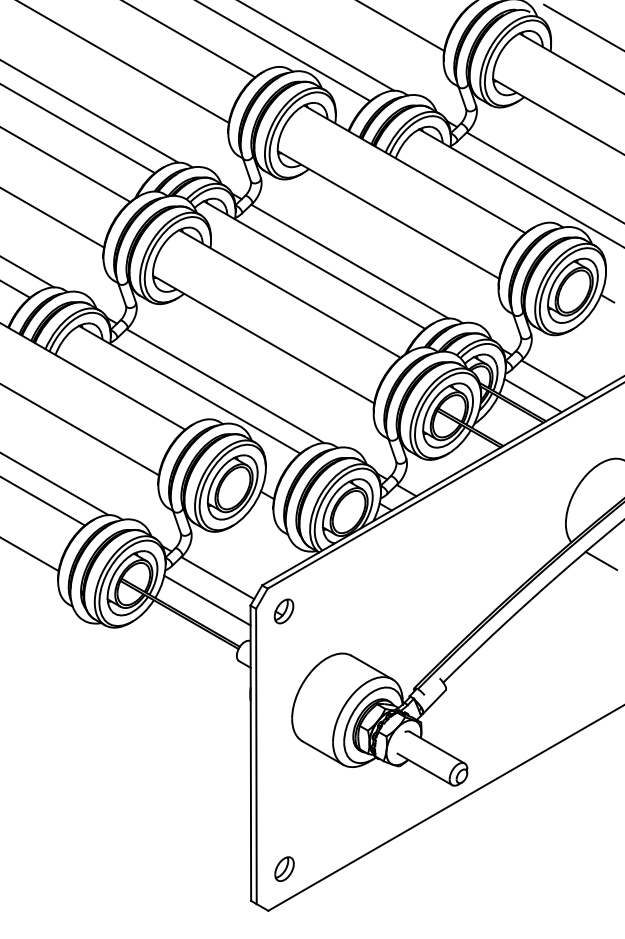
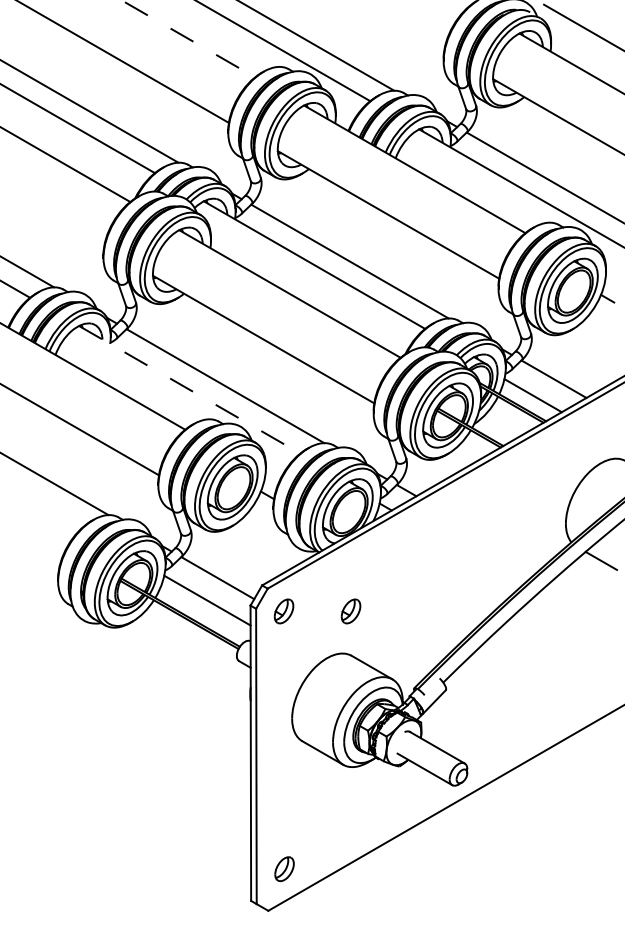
line: present -> none (402, 26)
line: solid -> dashed (188, 38)
line: present -> none (53, 218)
line: solid -> dashed (189, 389)
line: present -> none (43, 501)
line: present -> none (30, 554)
part: none -> present (350, 611)
